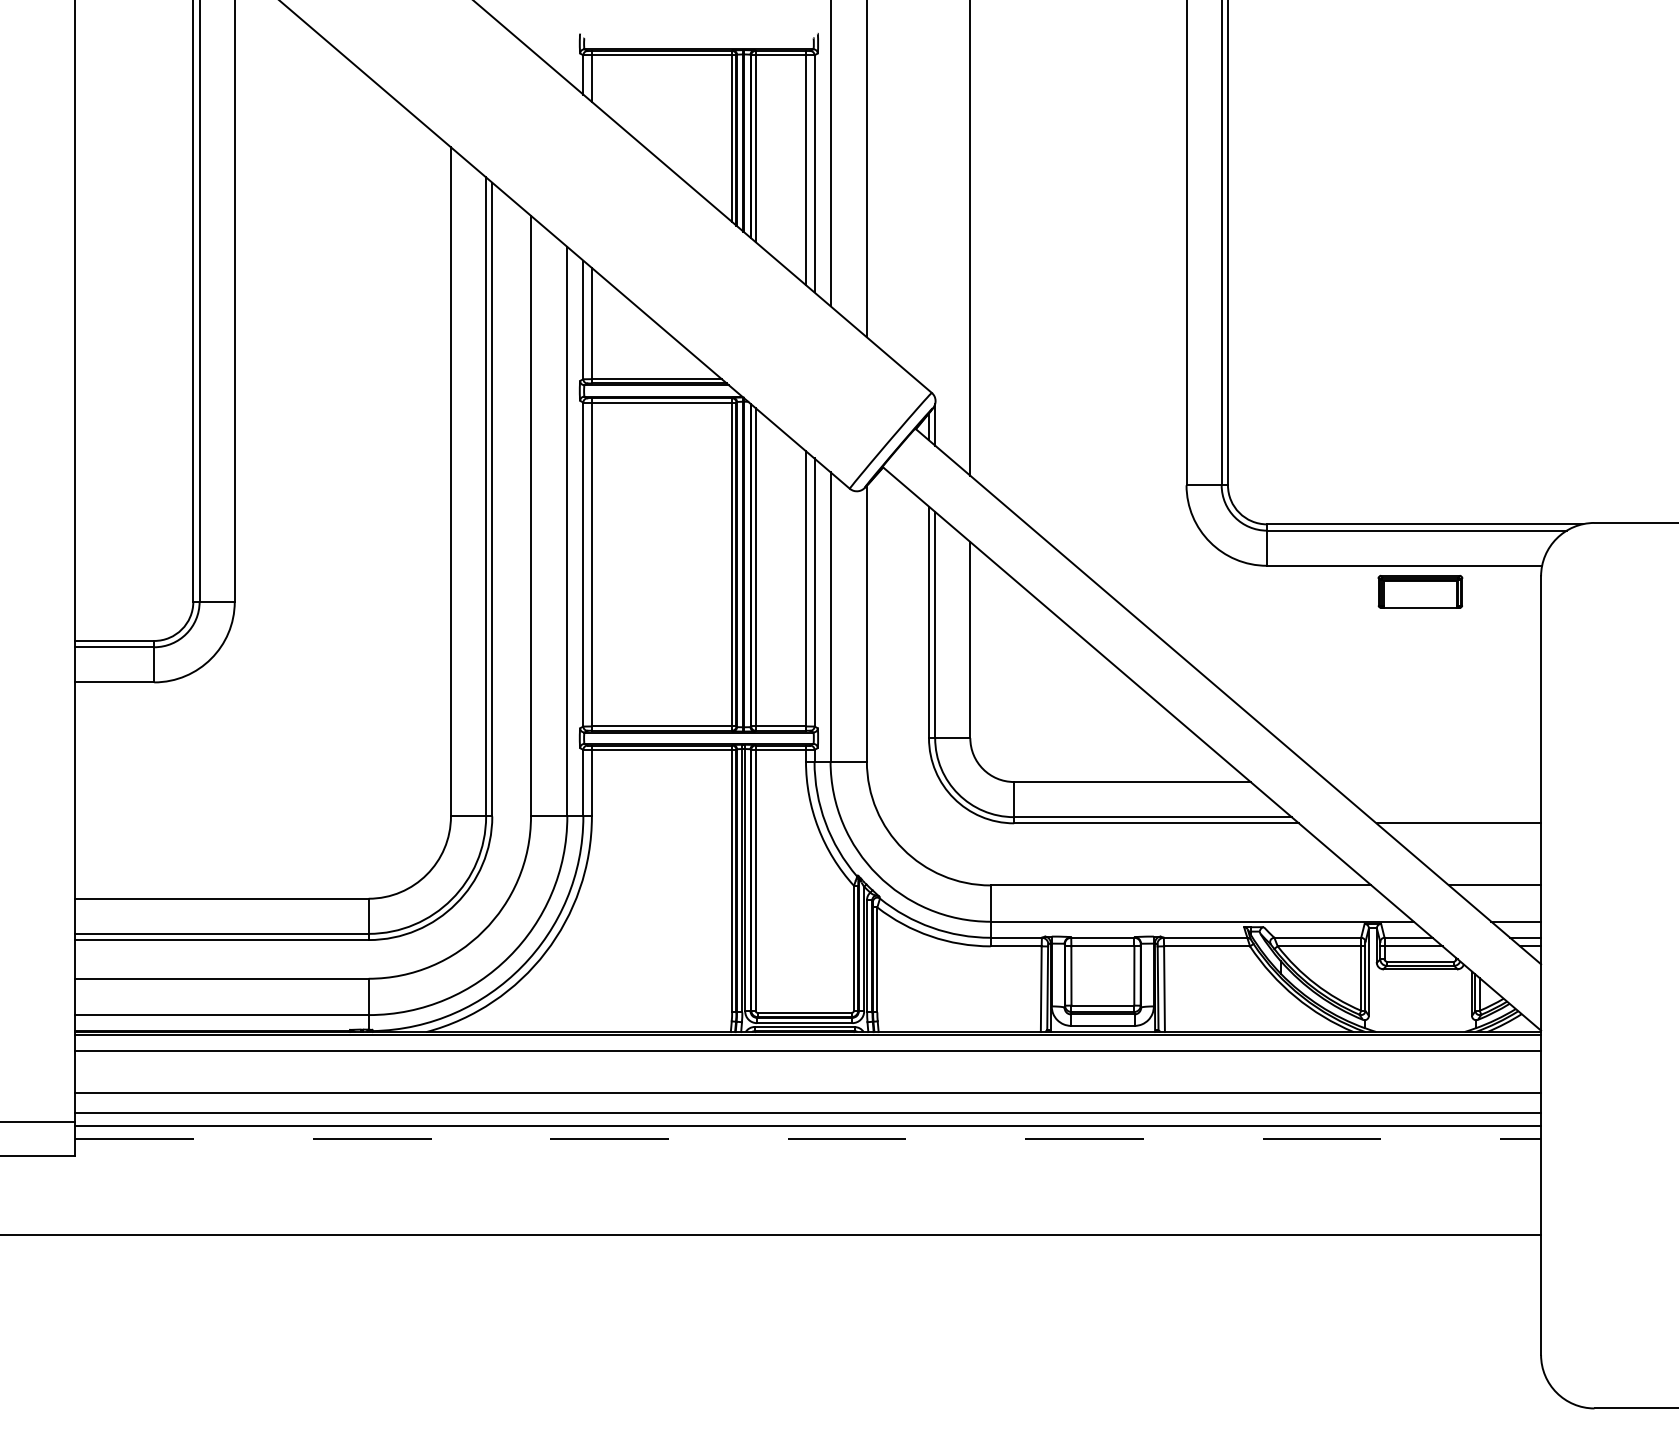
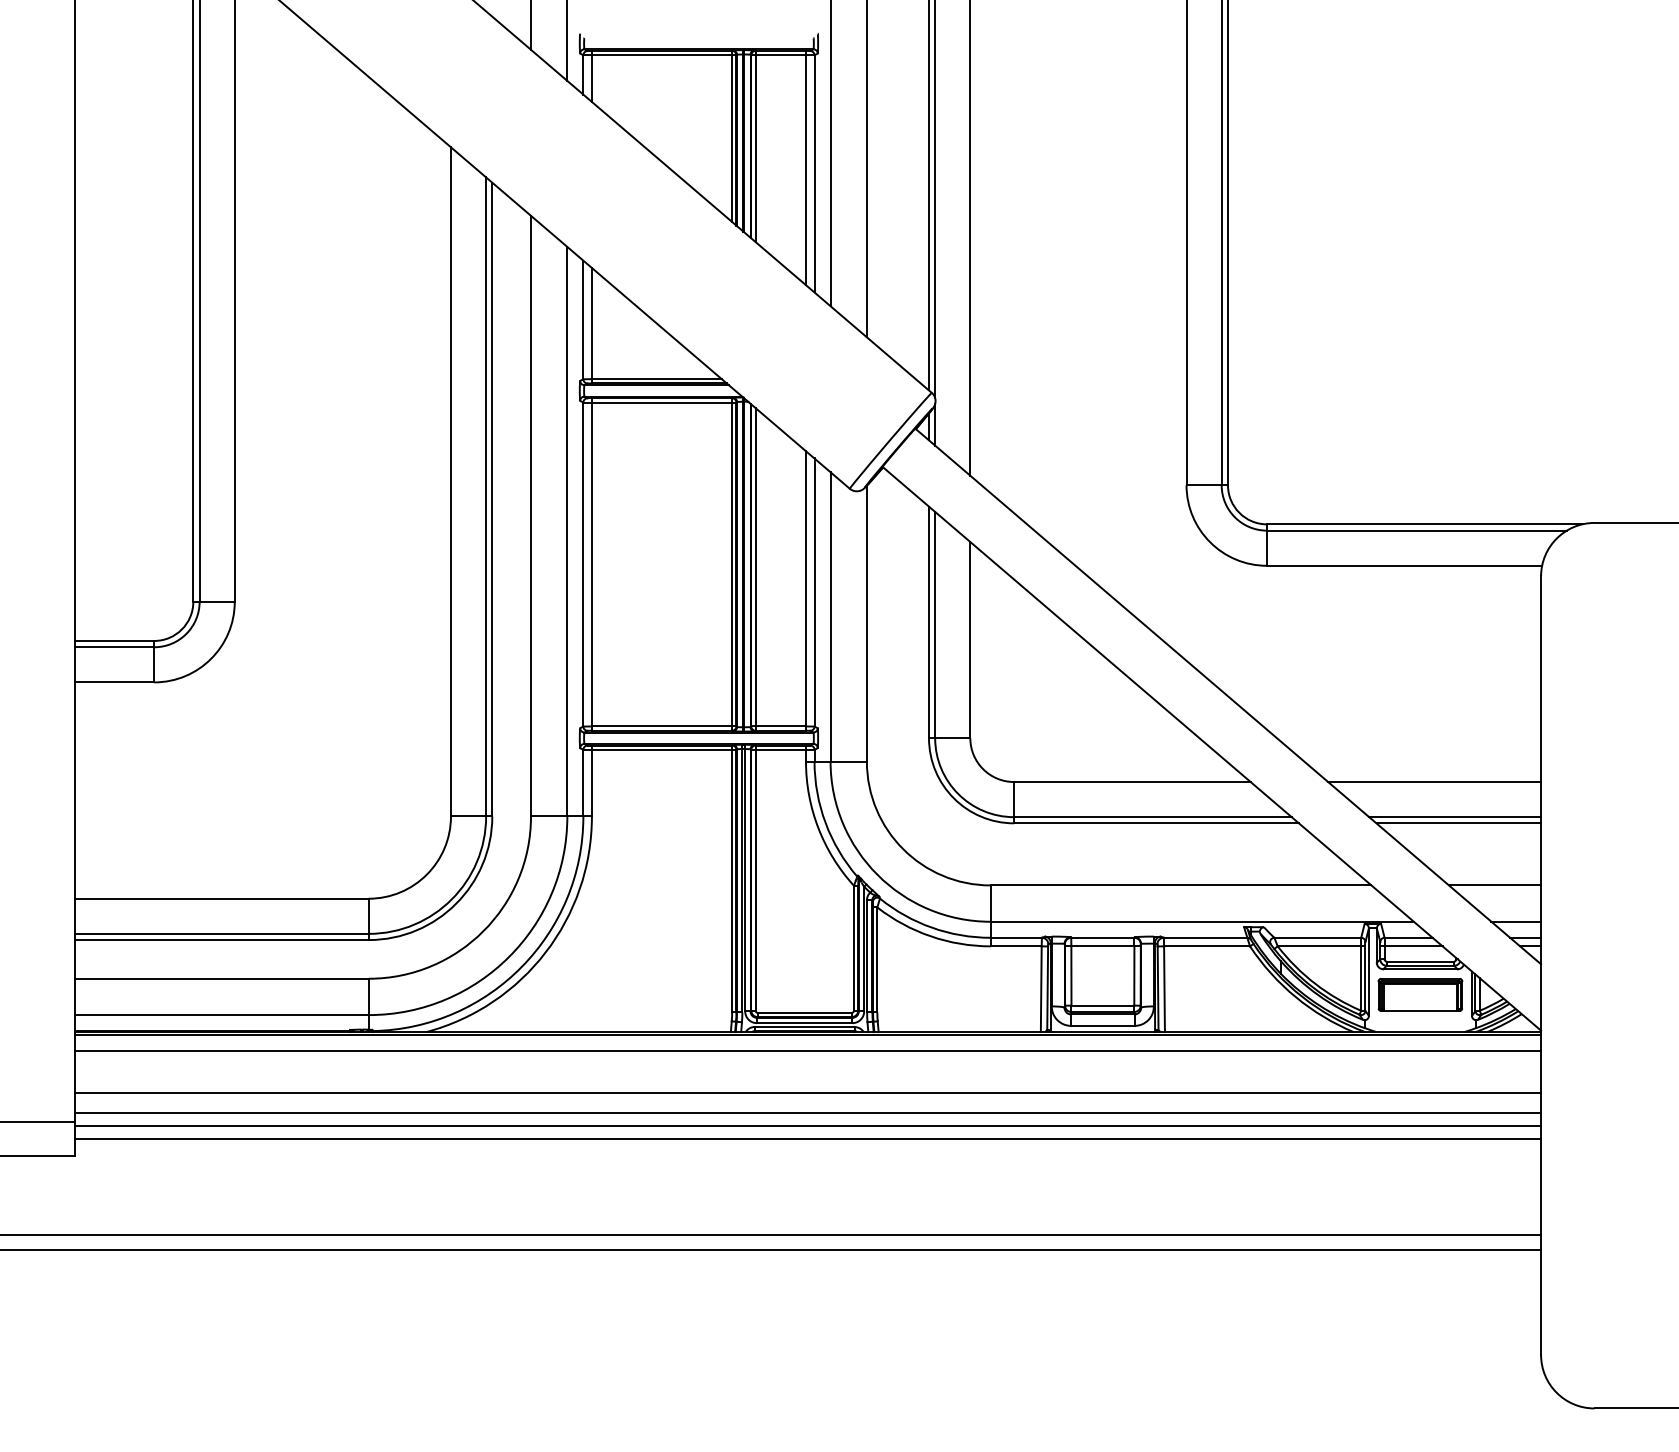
line: none -> present (531, 25)
line: none -> present (567, 41)
line: none -> present (929, 196)
line: none -> present (935, 200)
part position: (1420, 591) -> (1420, 994) (1420, 994)
line: none -> present (1434, 782)
line: none -> present (1455, 817)
line: dashed -> solid (808, 1138)
line: none -> present (771, 1250)
